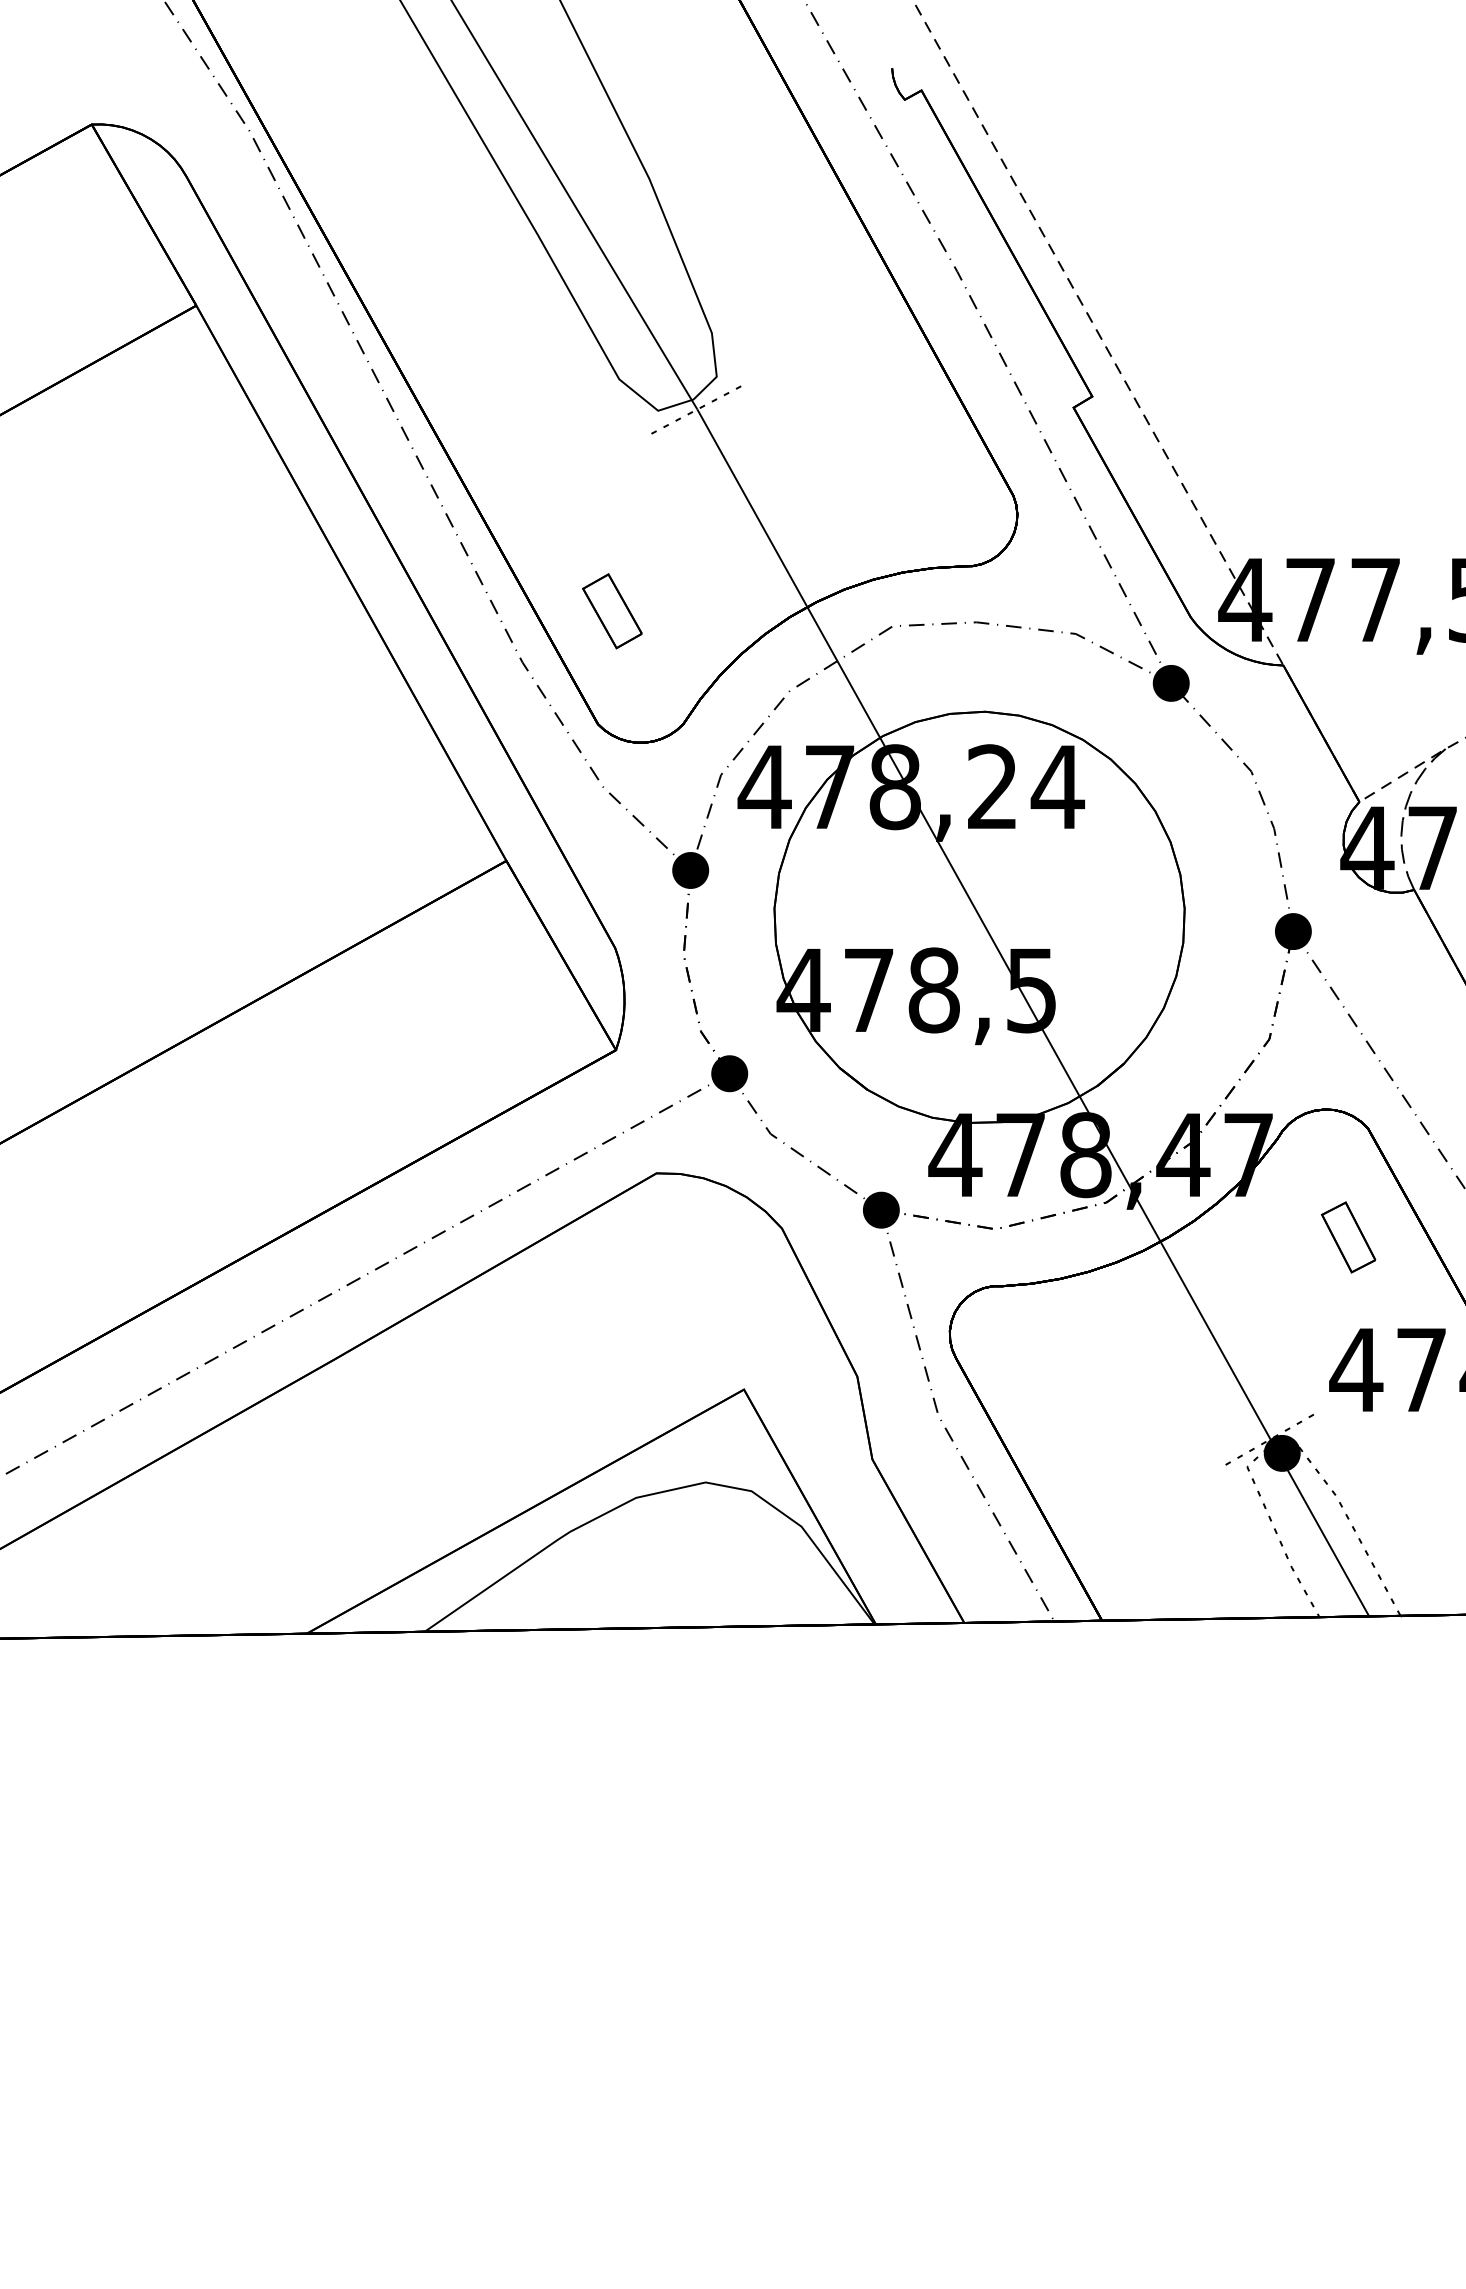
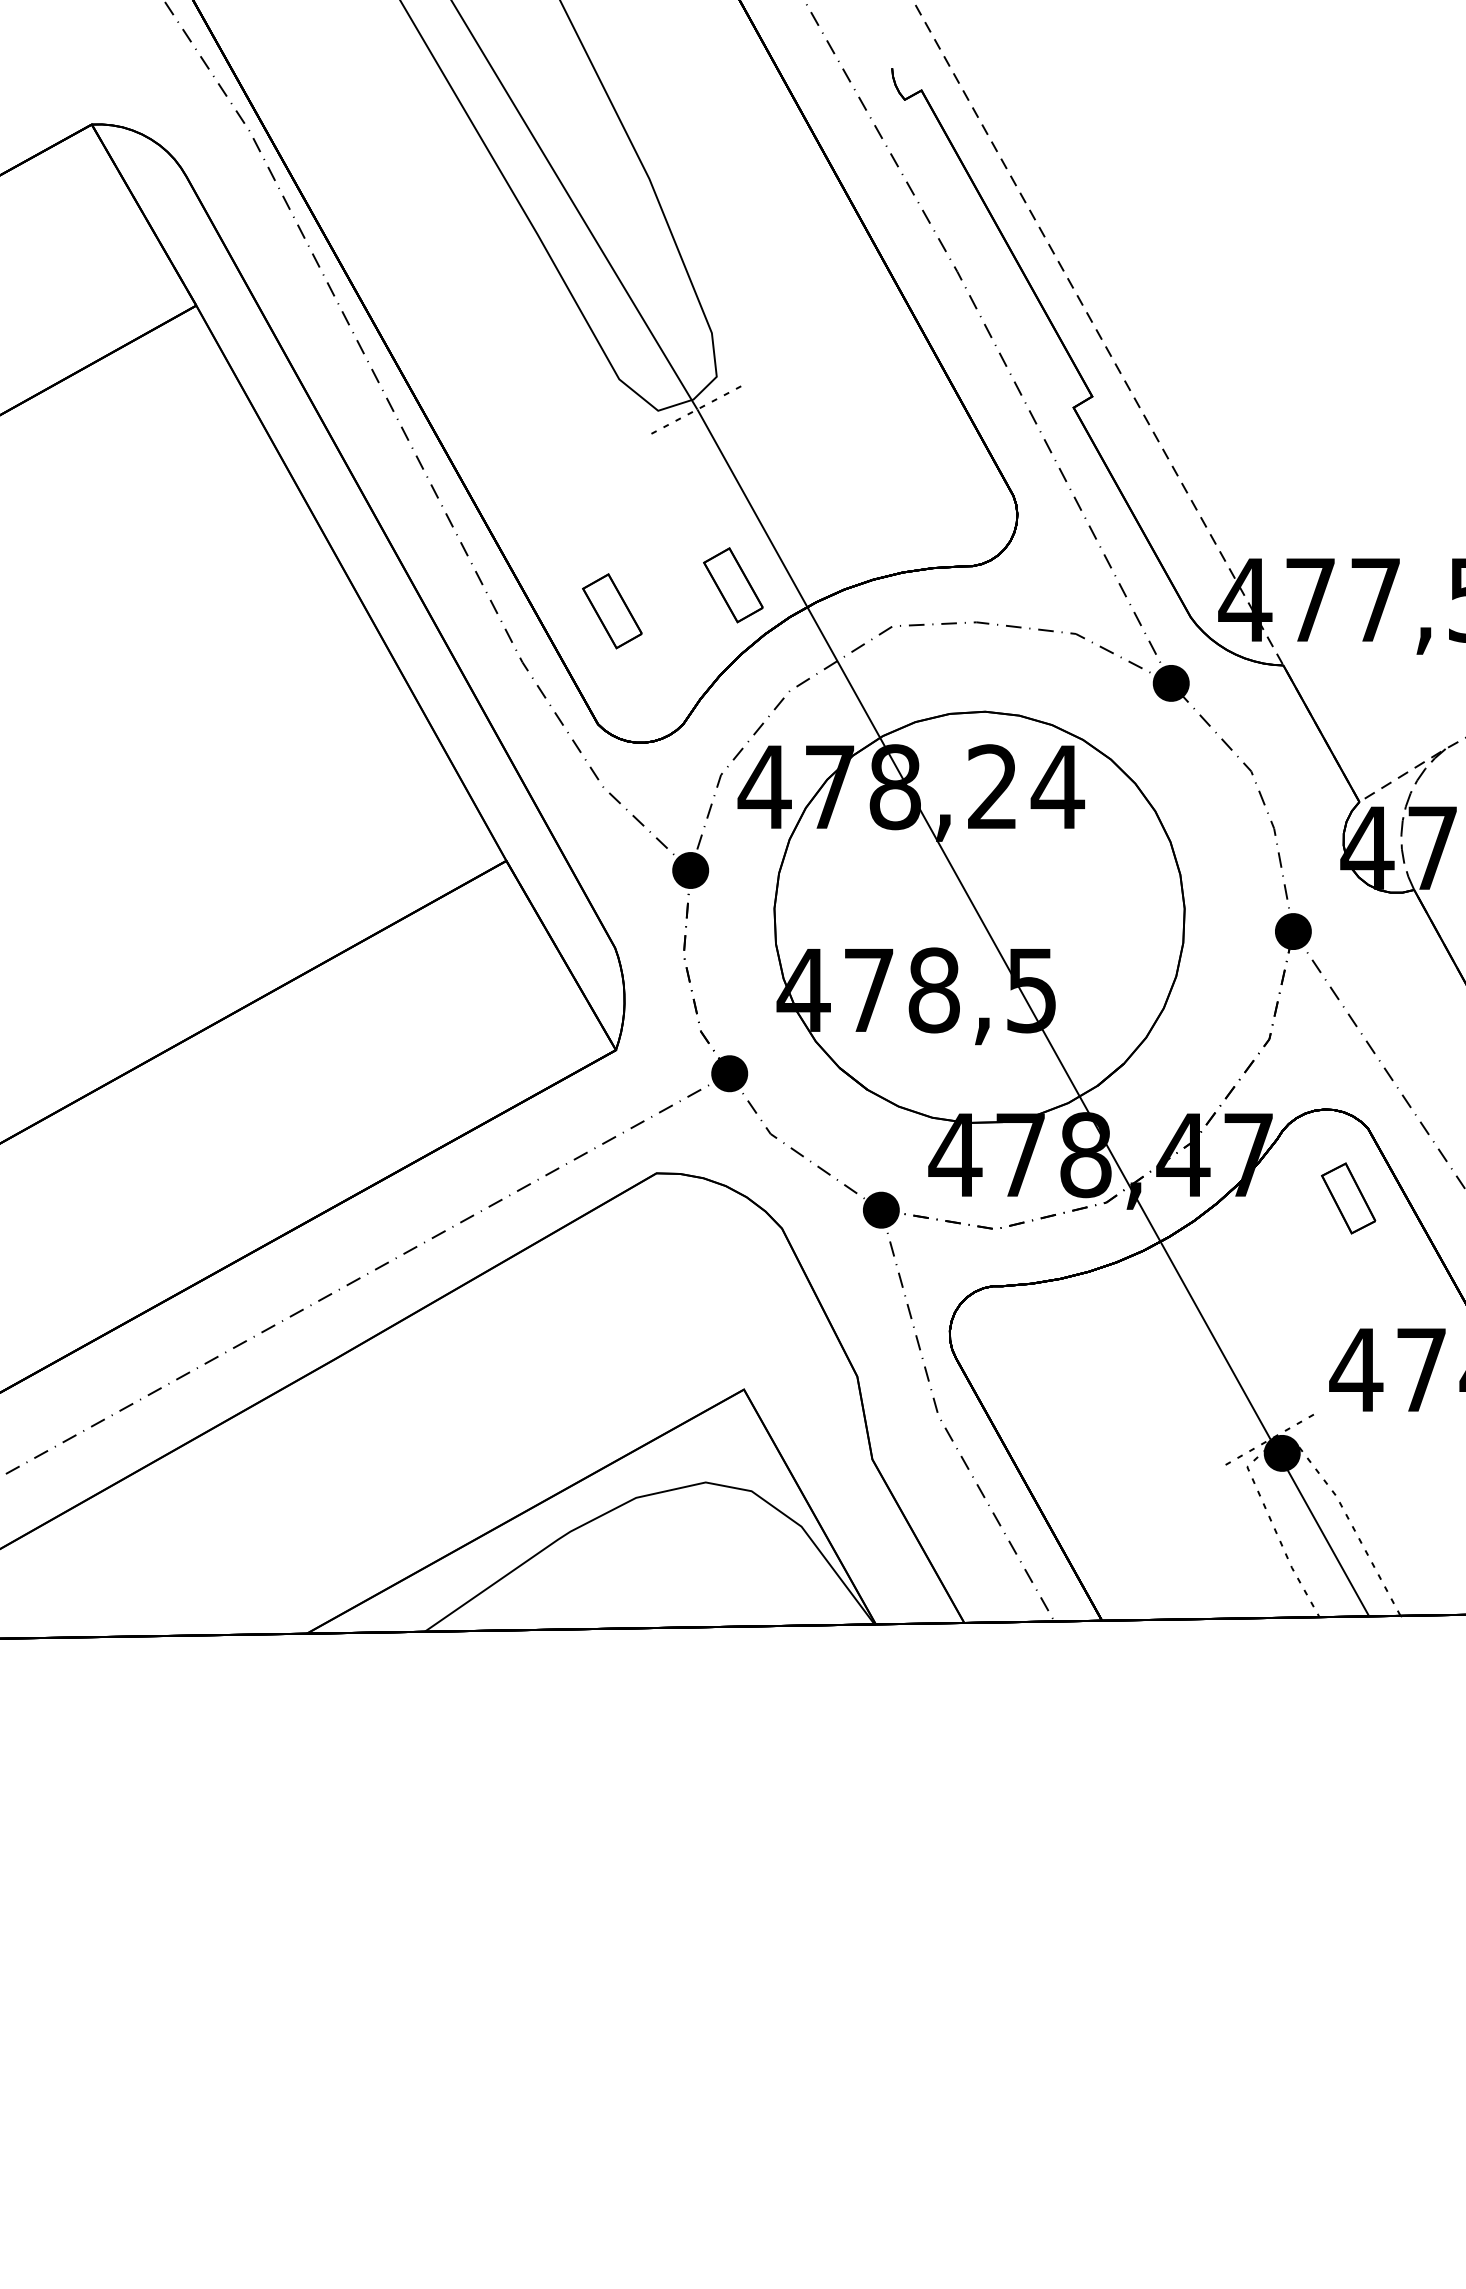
part: none -> present (733, 585)
part position: (1348, 1237) -> (1348, 1198) (1348, 1198)
